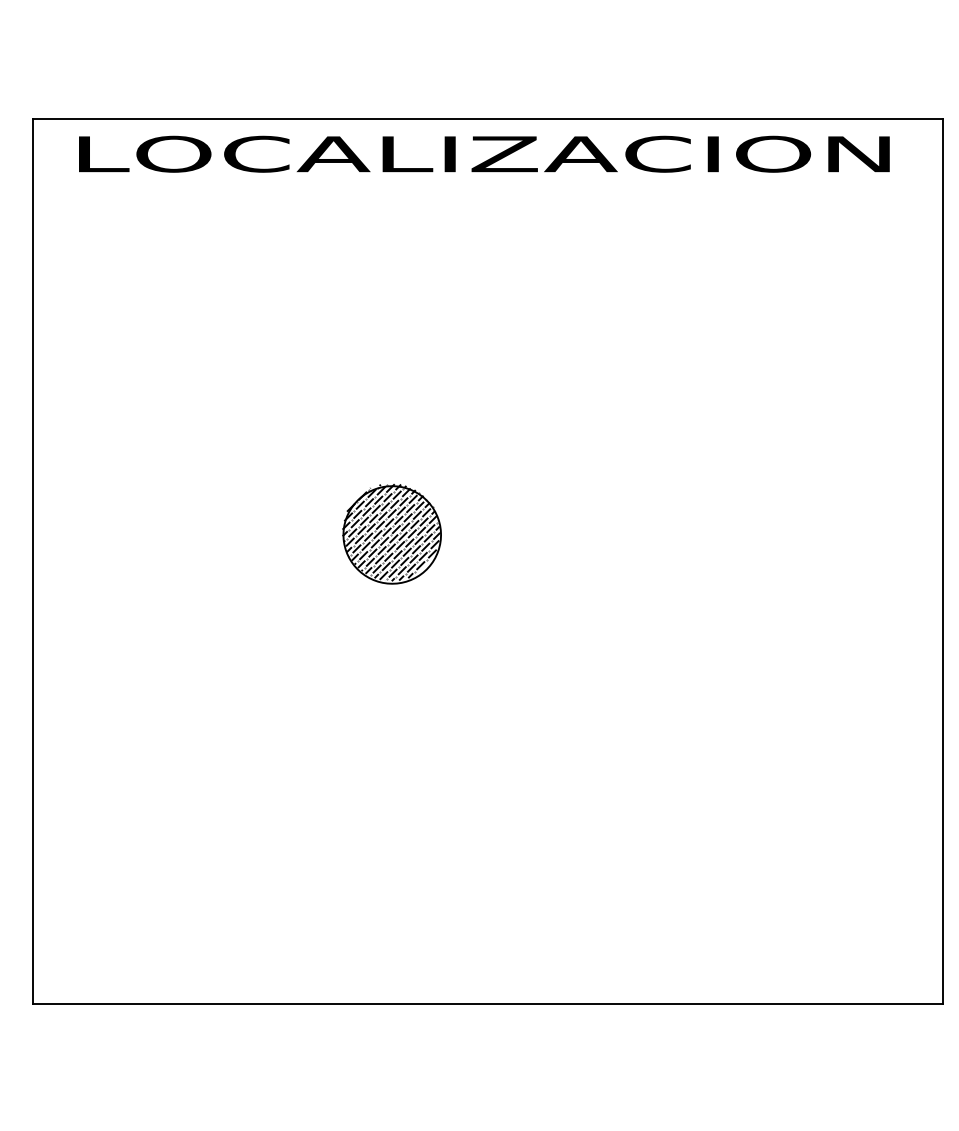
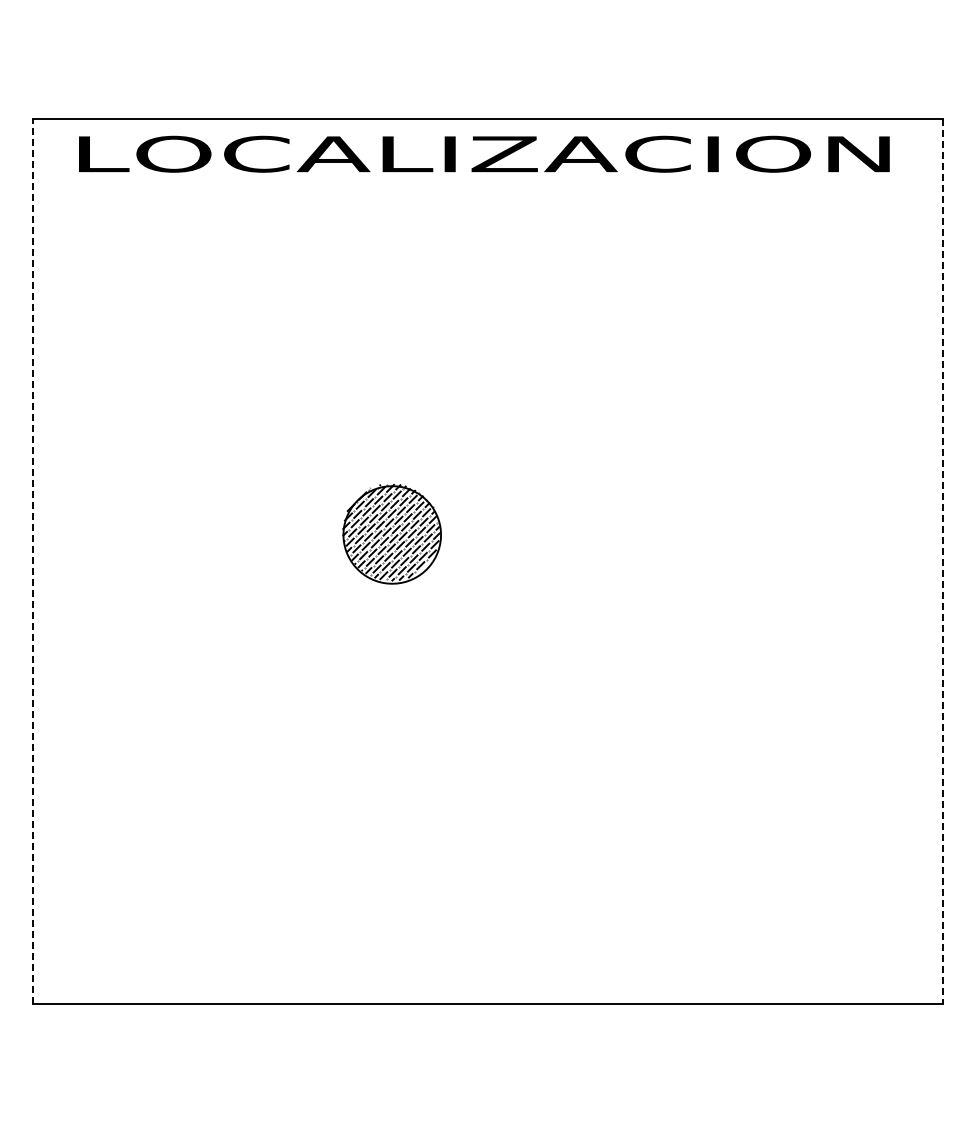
line: solid -> dashed (33, 561)
line: solid -> dashed (943, 561)
